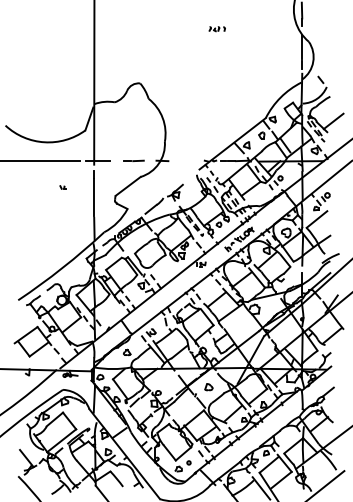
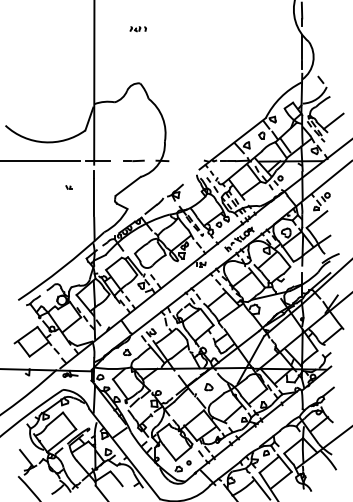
part position: (216, 29) -> (137, 29) (137, 29)
part position: (62, 187) -> (68, 187) (68, 187)
line: present -> none (326, 484)
